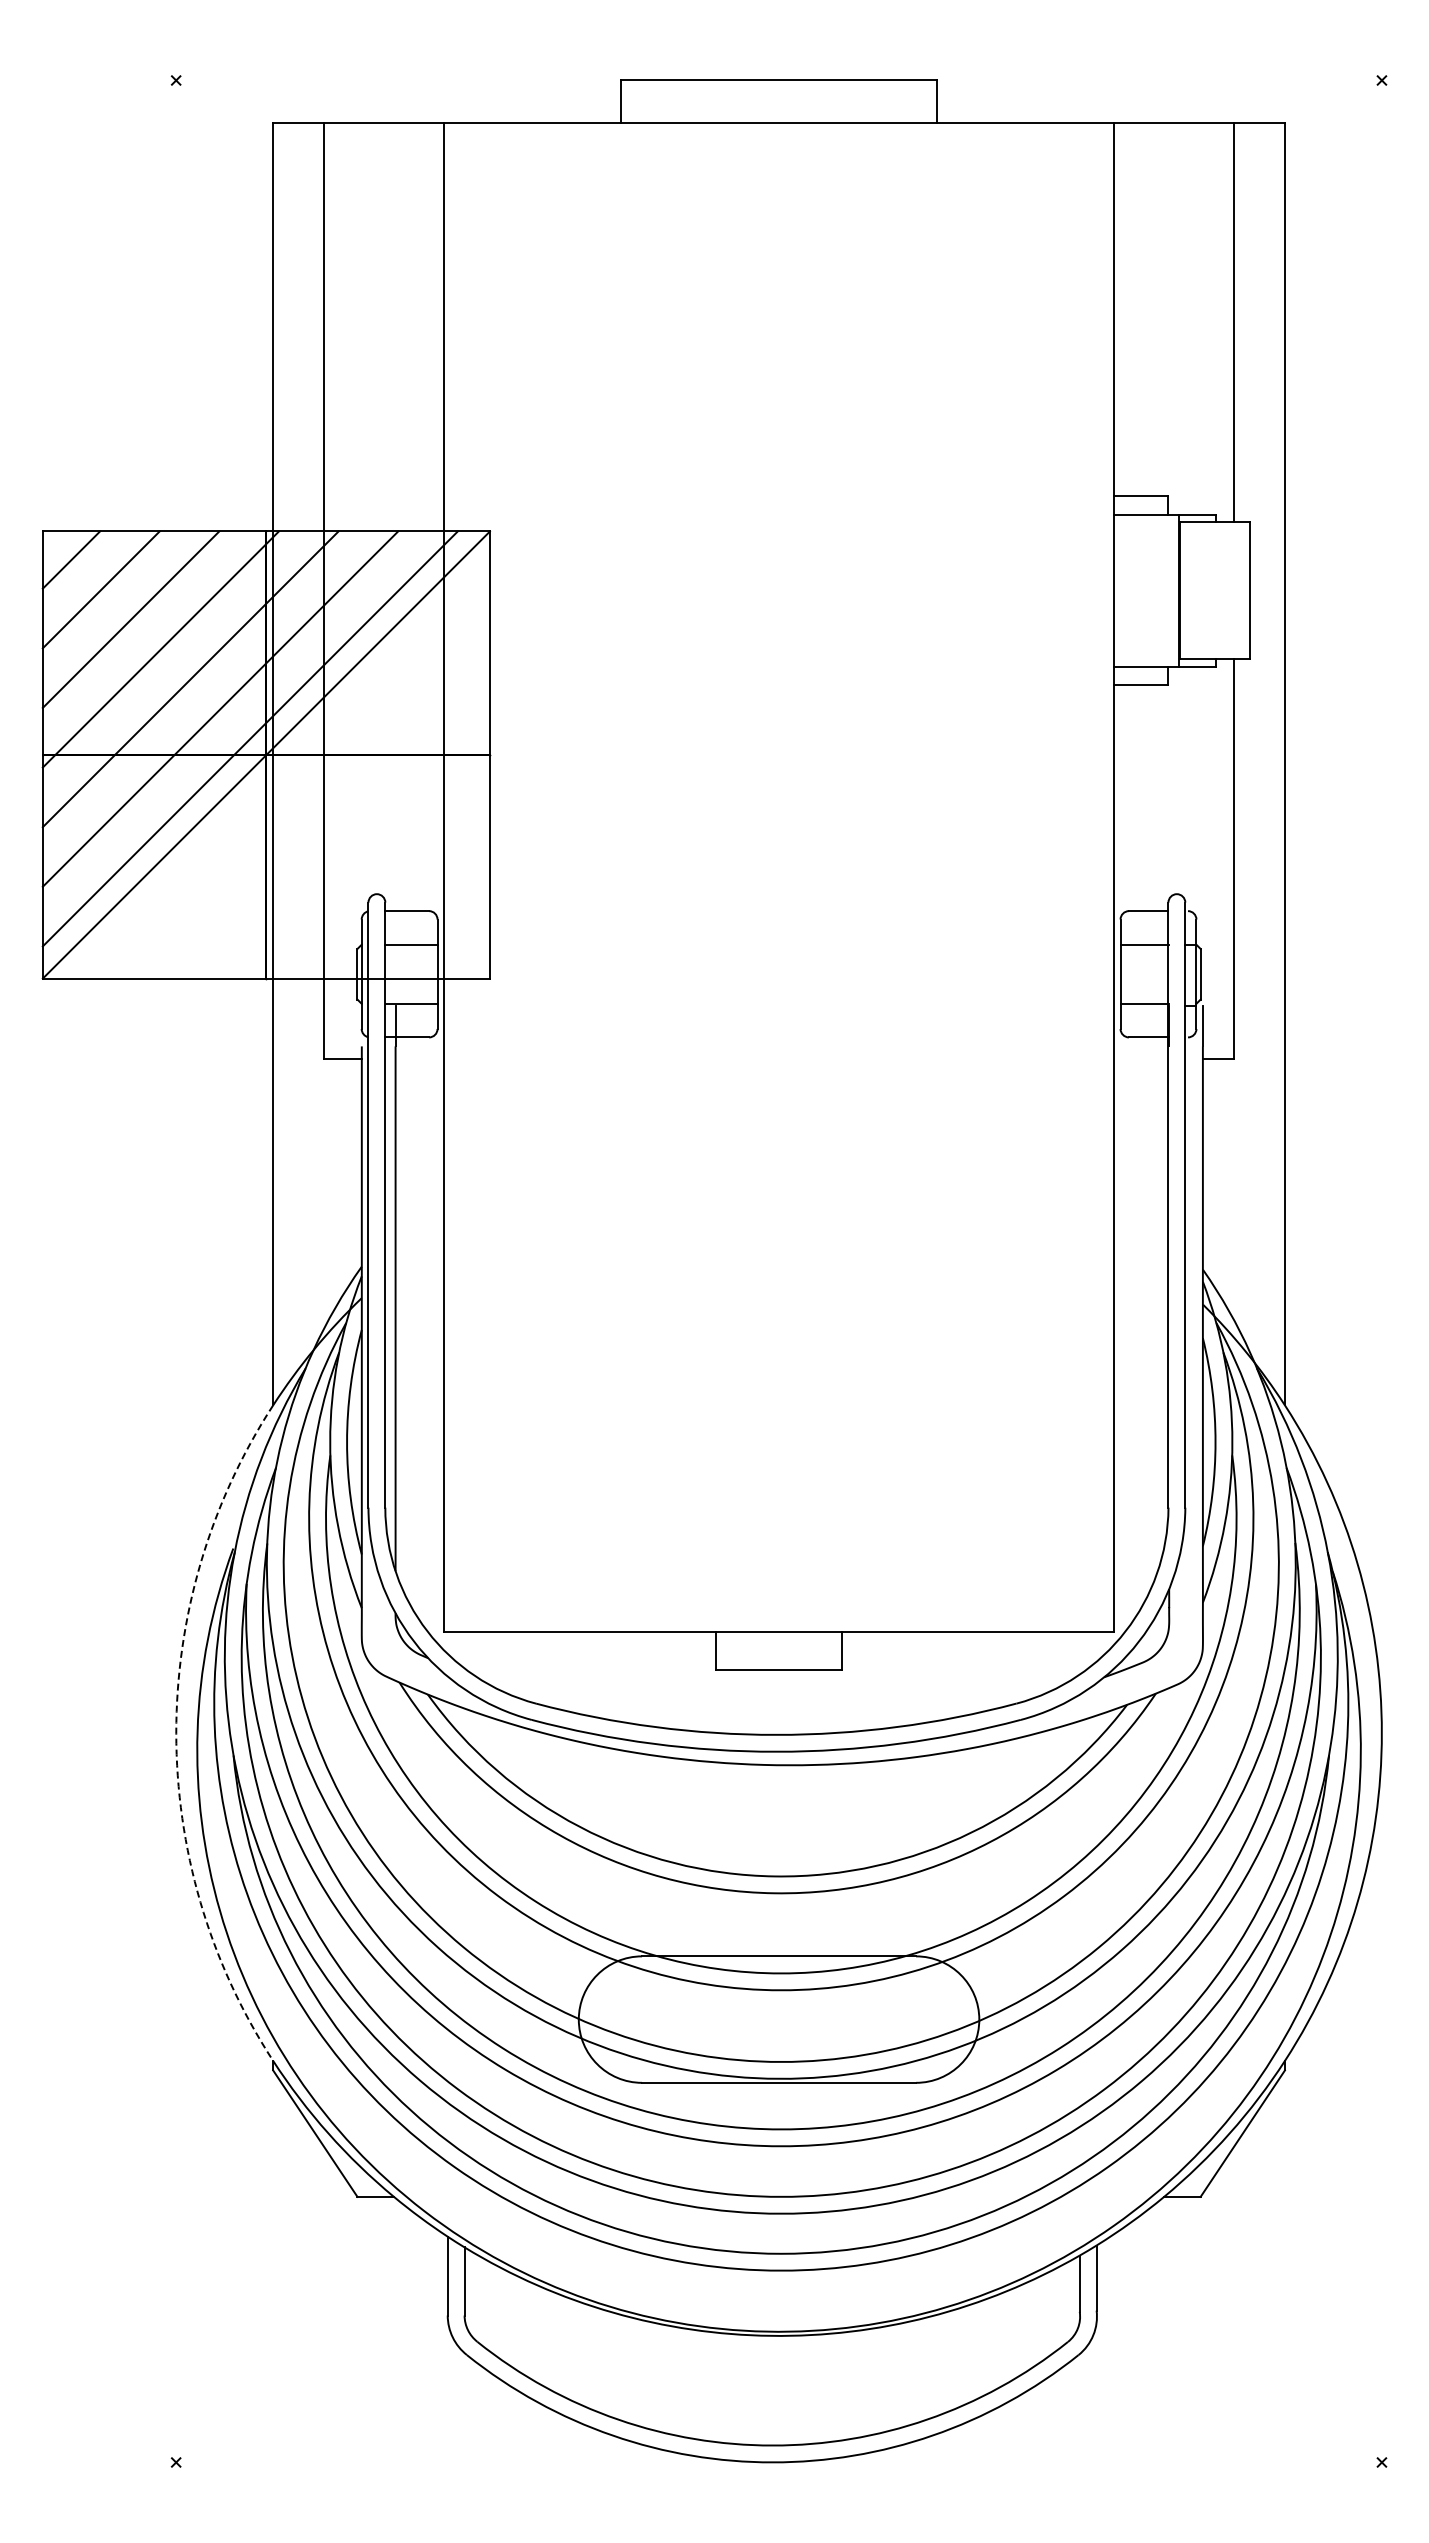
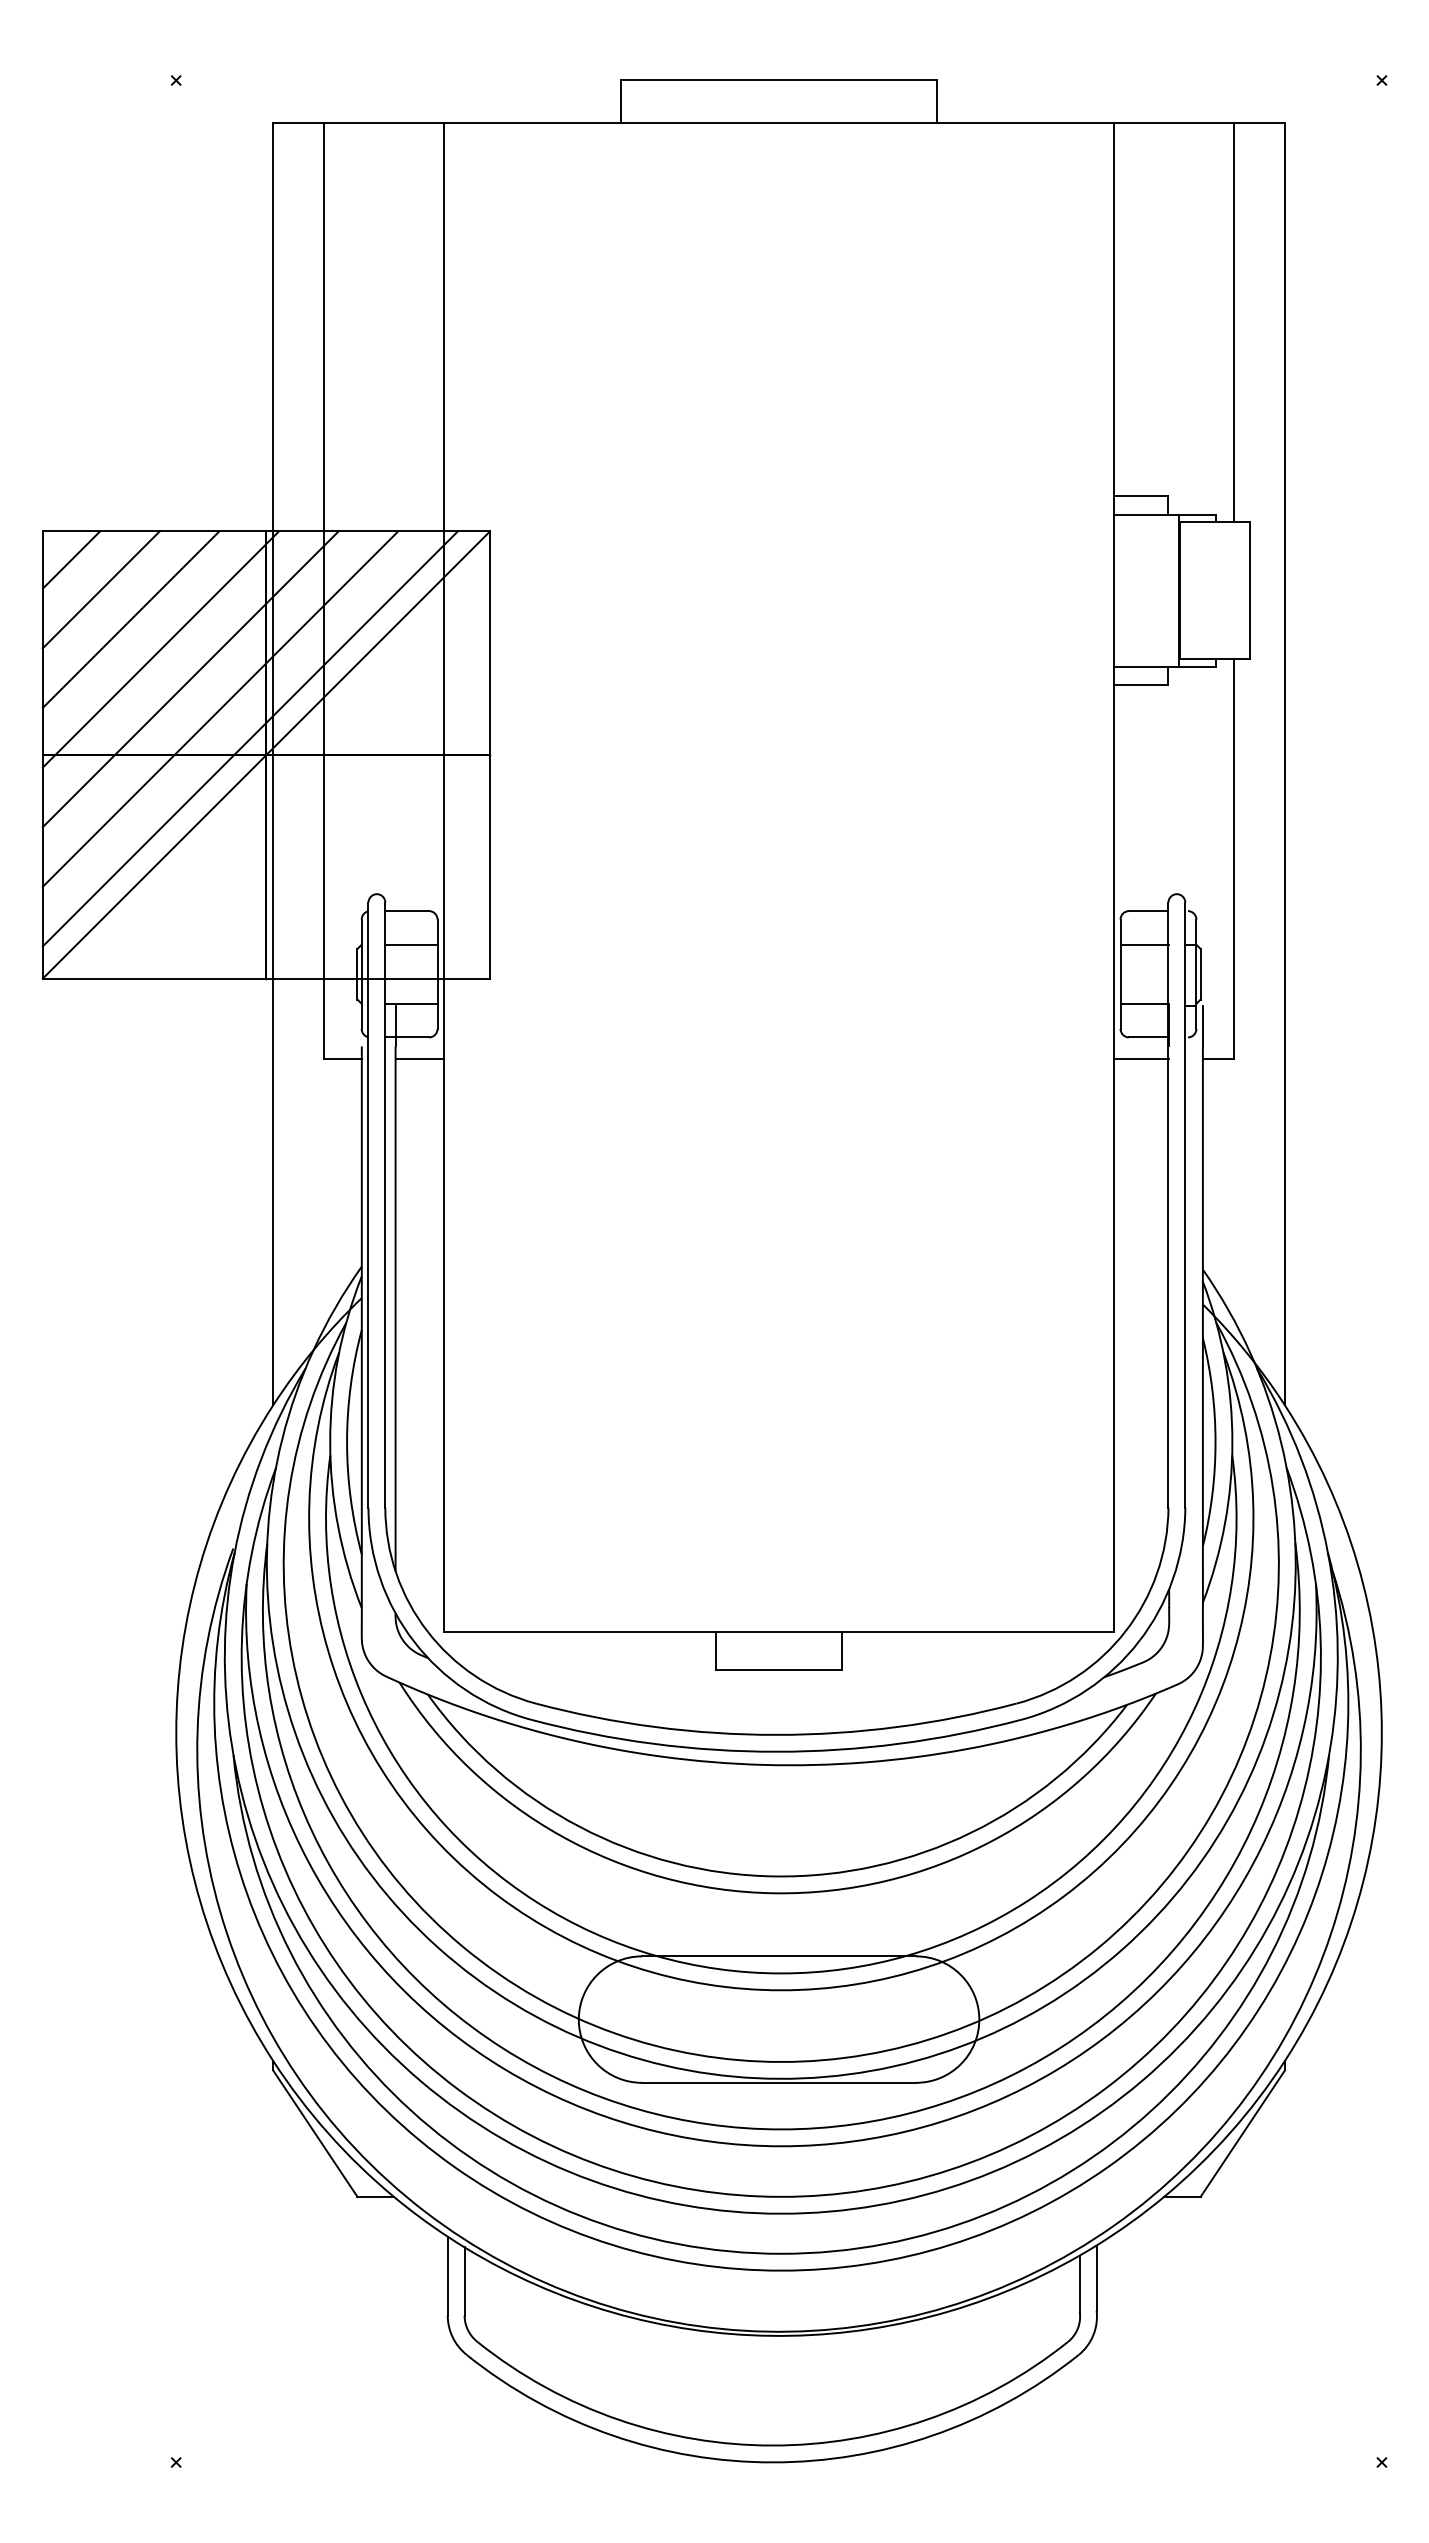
line: none -> present (419, 1058)
line: none -> present (1141, 1058)
arc: dashed -> solid (176, 1733)
